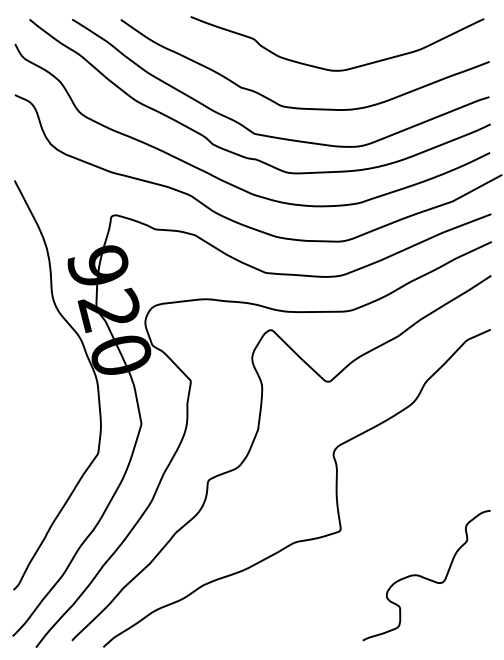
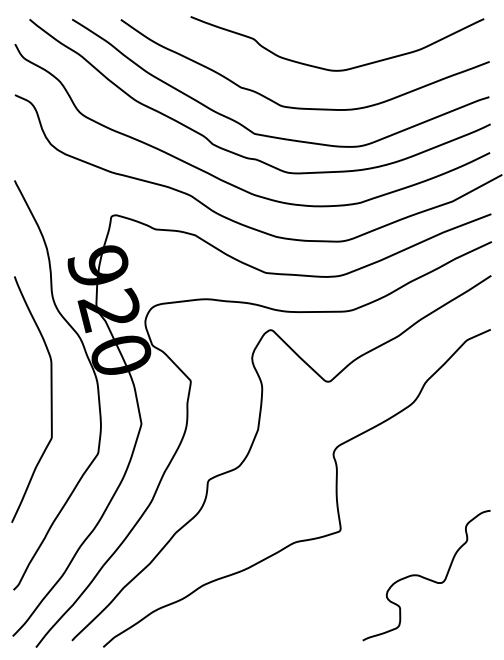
curve: none -> present (50, 399)
